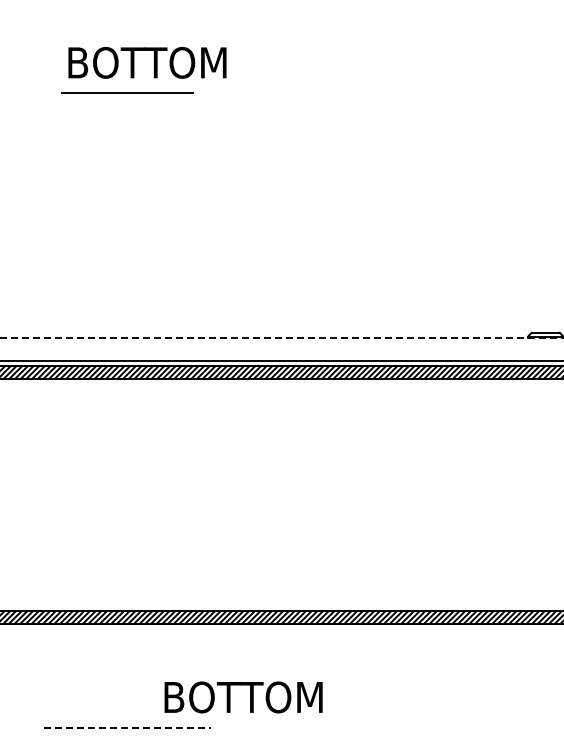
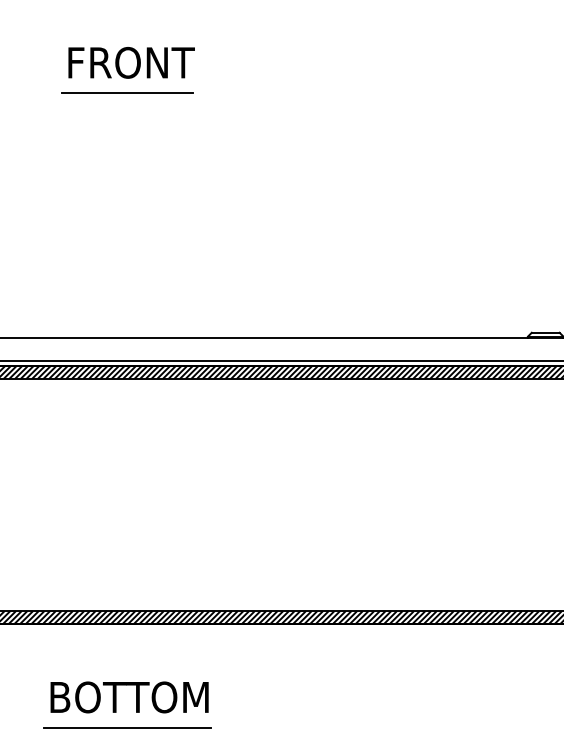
text: BOTTOM -> FRONT (149, 62)
line: dashed -> solid (281, 337)
text position: (243, 697) -> (129, 697) (129, 697)
line: dashed -> solid (127, 728)
